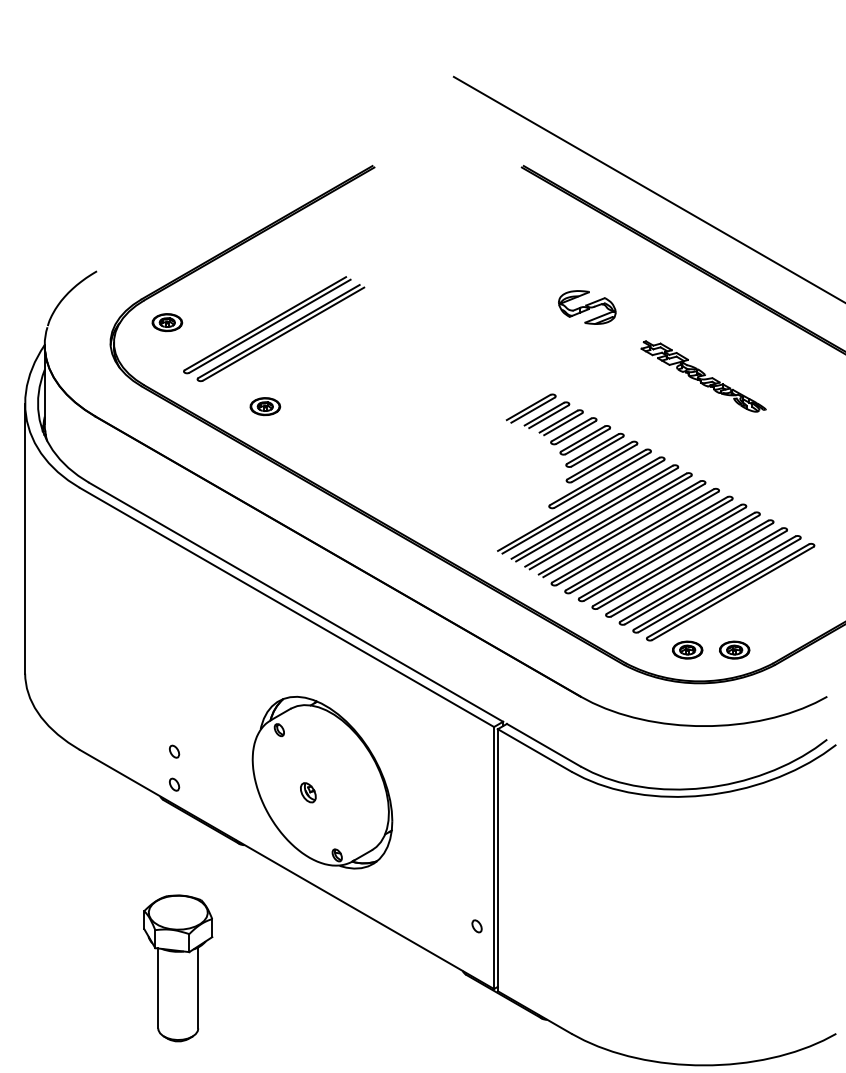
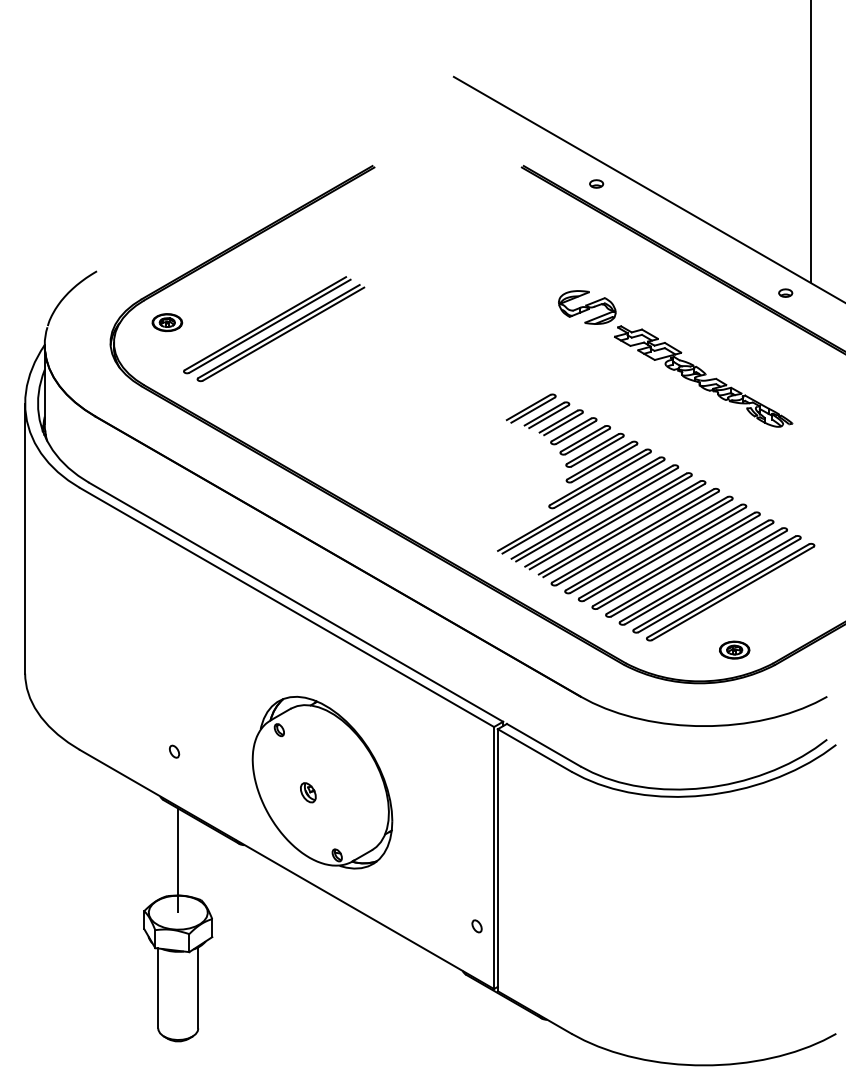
line: none -> present (811, 142)
part: none -> present (596, 183)
part: none -> present (785, 292)
part size: 127x73 px -> 180x103 px (703, 376)
part: present -> none (265, 406)
part: present -> none (687, 649)
part: present -> none (174, 784)
line: none -> present (178, 860)
